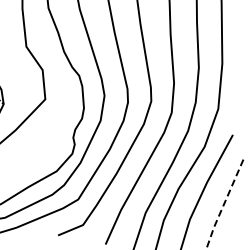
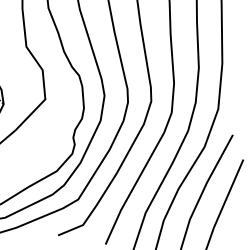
line: dashed -> solid (223, 204)
